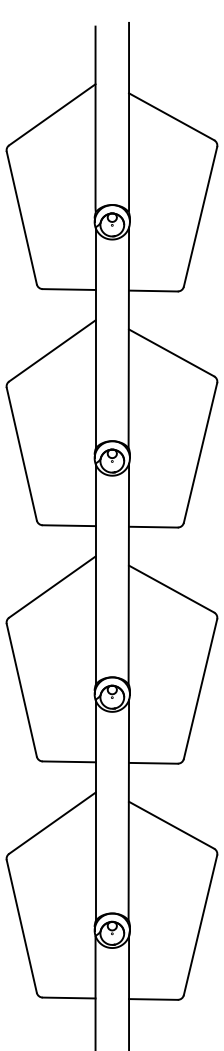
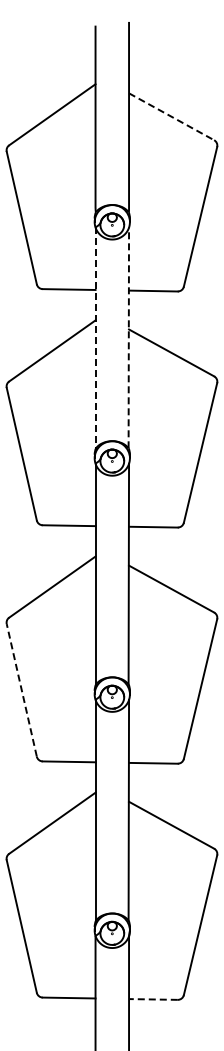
line: solid -> dashed (171, 116)
line: solid -> dashed (128, 337)
line: solid -> dashed (95, 339)
line: solid -> dashed (21, 690)
line: solid -> dashed (152, 999)
